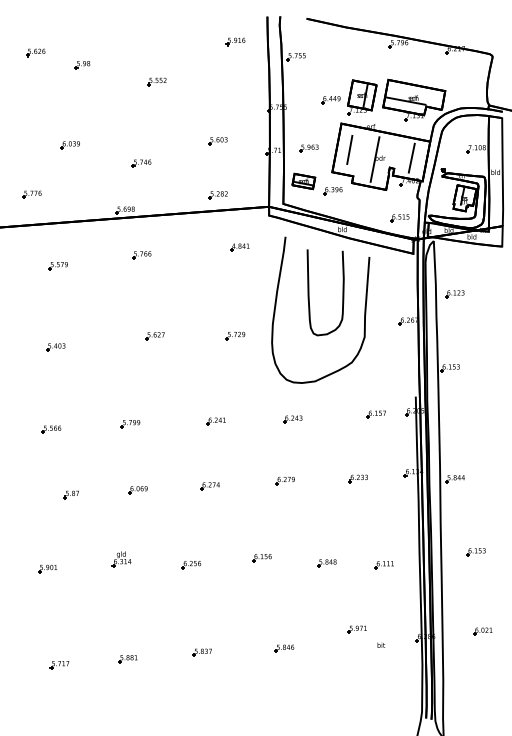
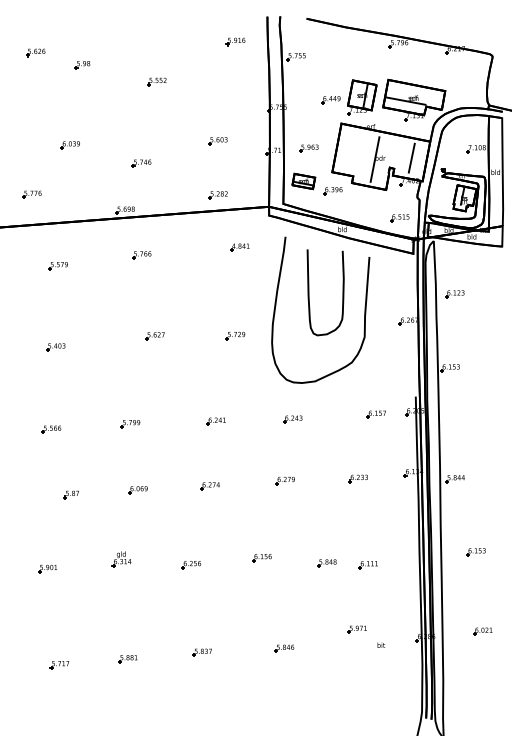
line: present -> none (349, 149)
part position: (383, 565) -> (367, 565) (367, 565)
